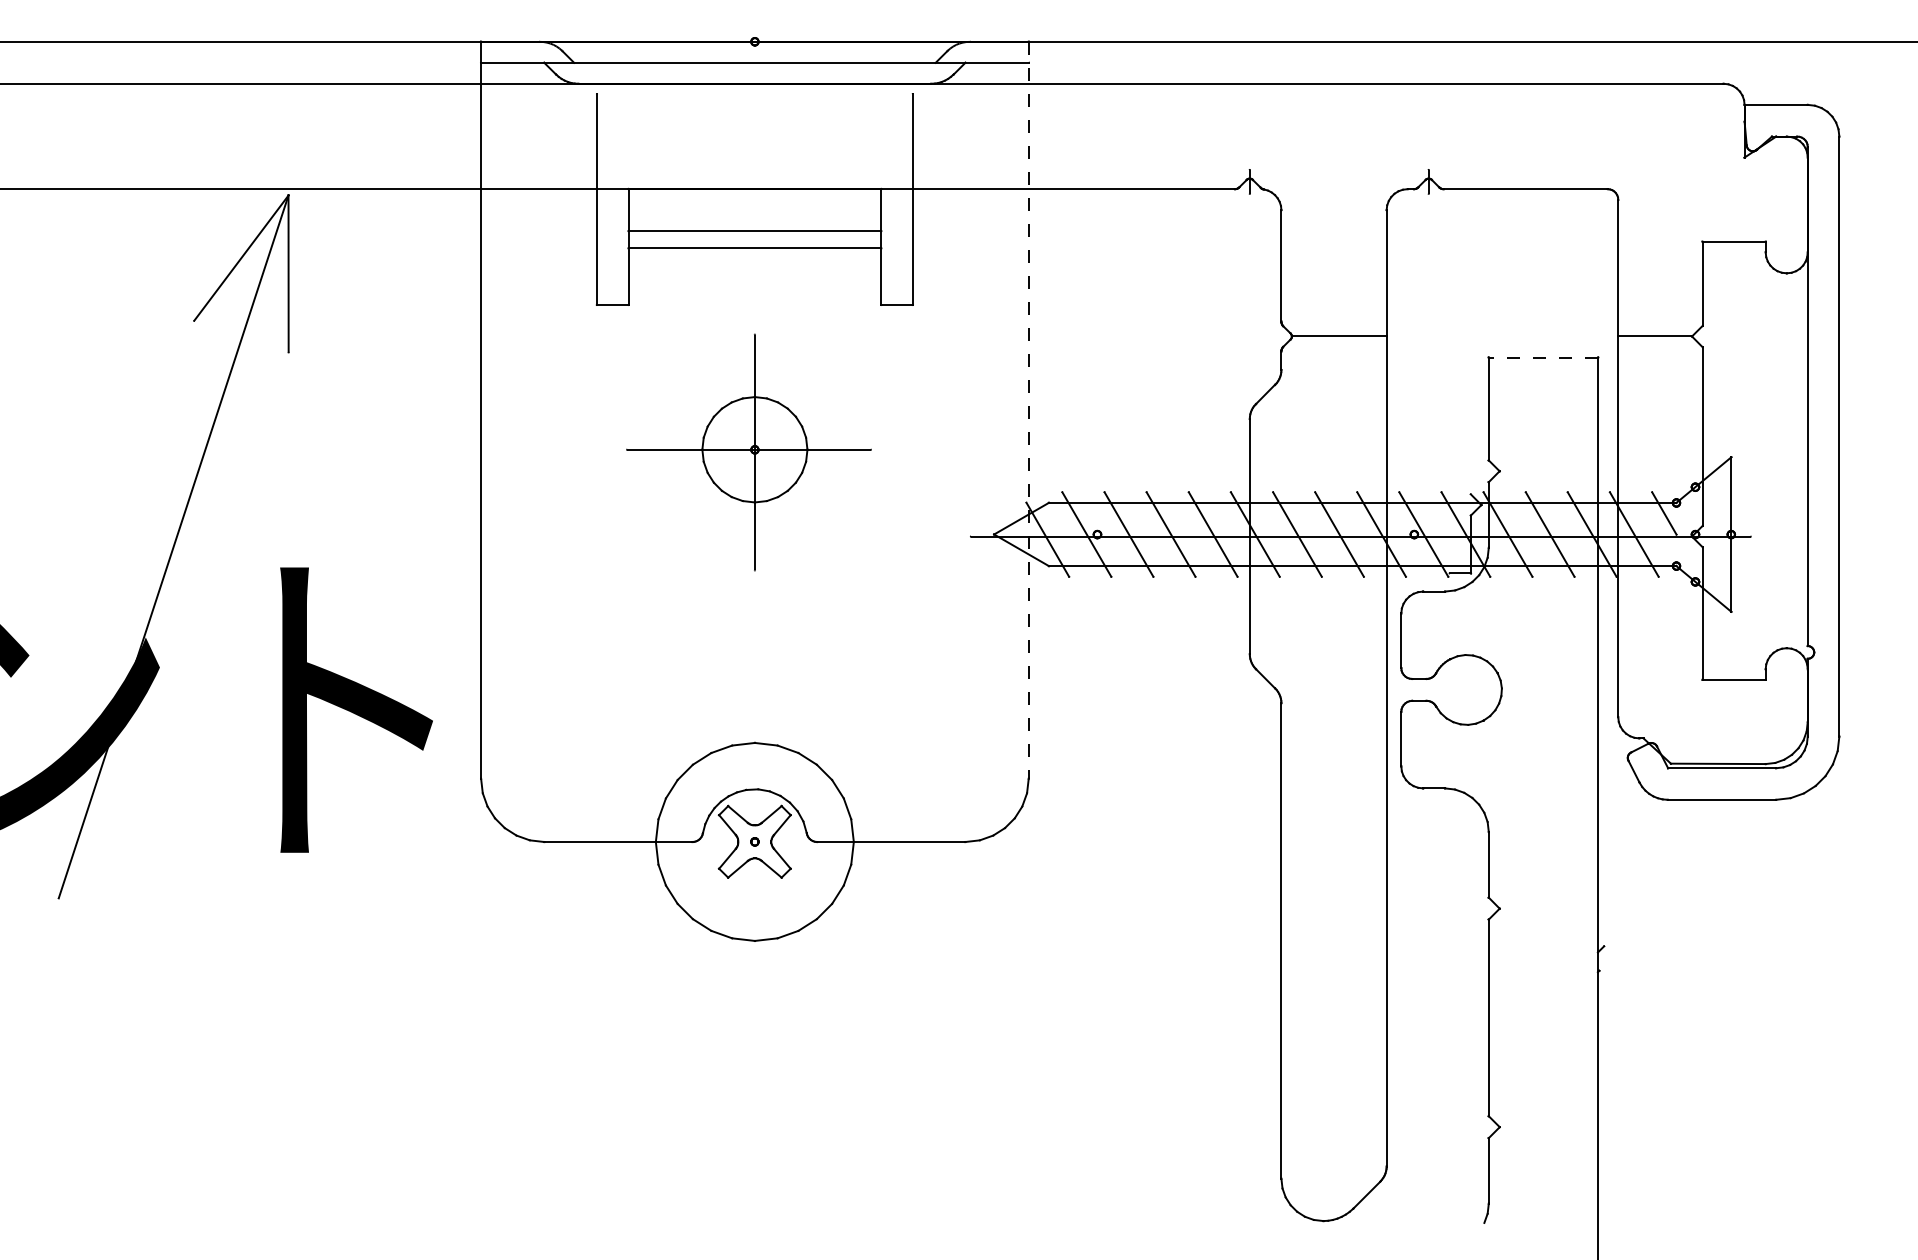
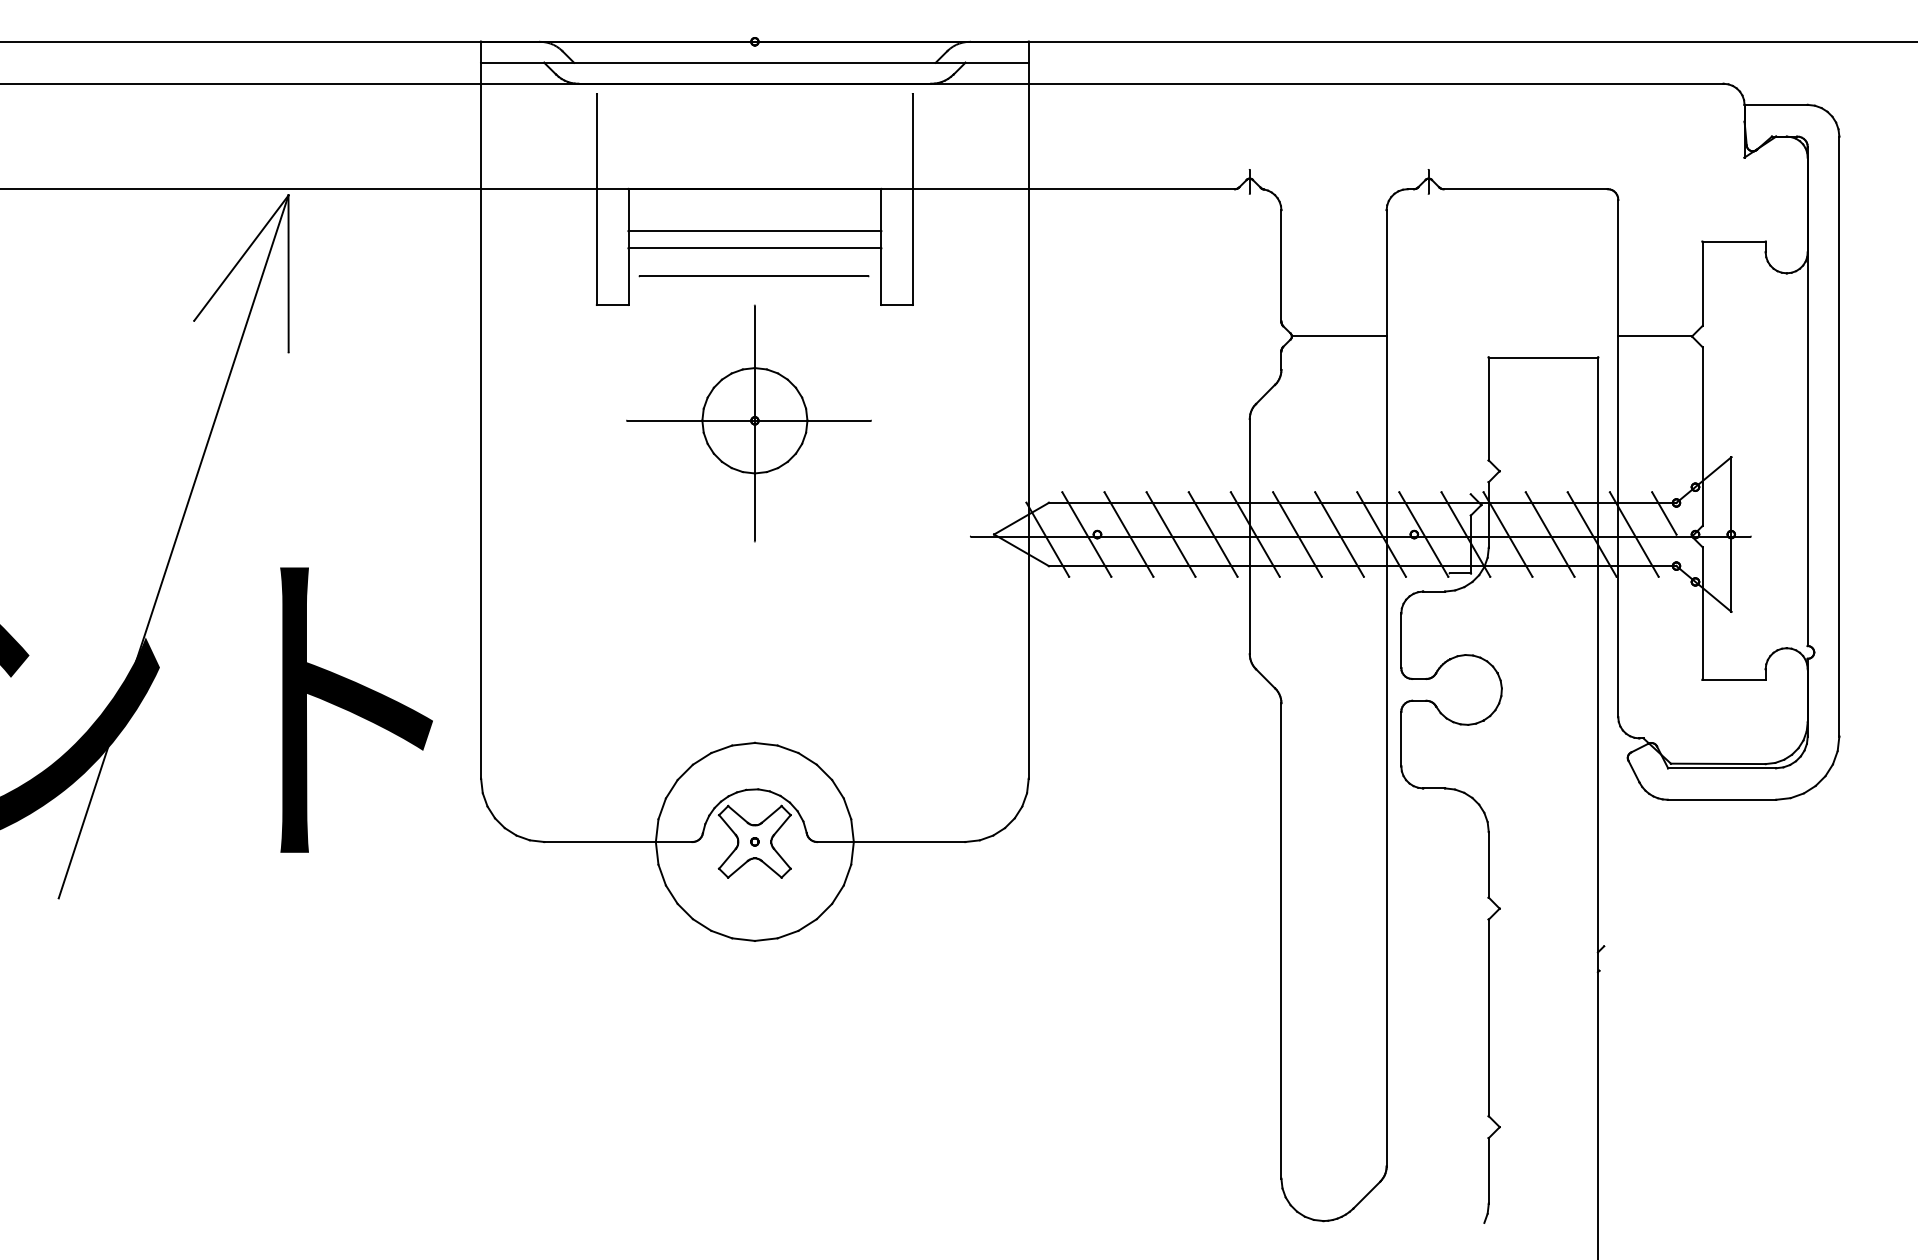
line: none -> present (753, 276)
line: dashed -> solid (1543, 357)
line: dashed -> solid (1028, 410)
part position: (748, 452) -> (748, 423) (748, 423)
